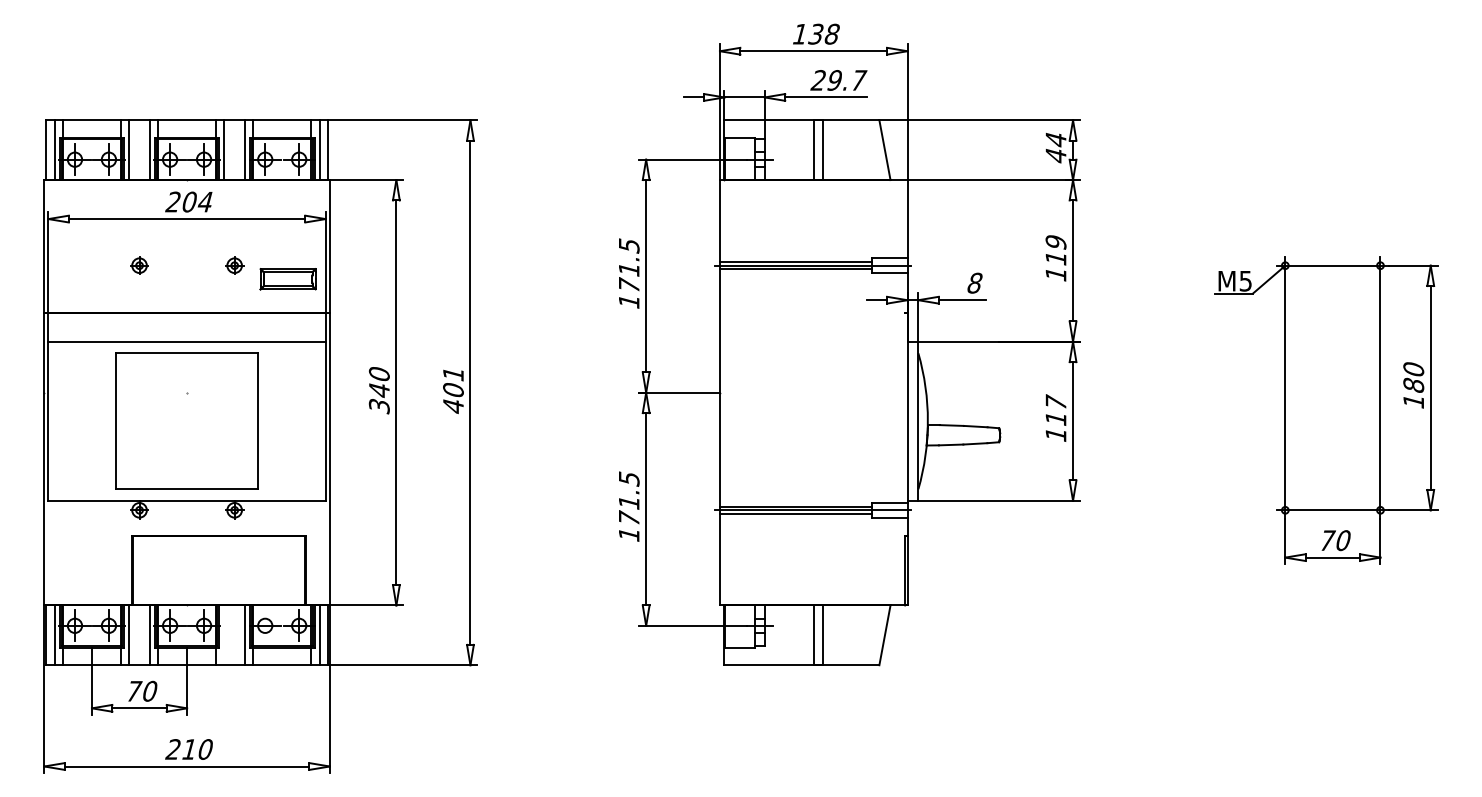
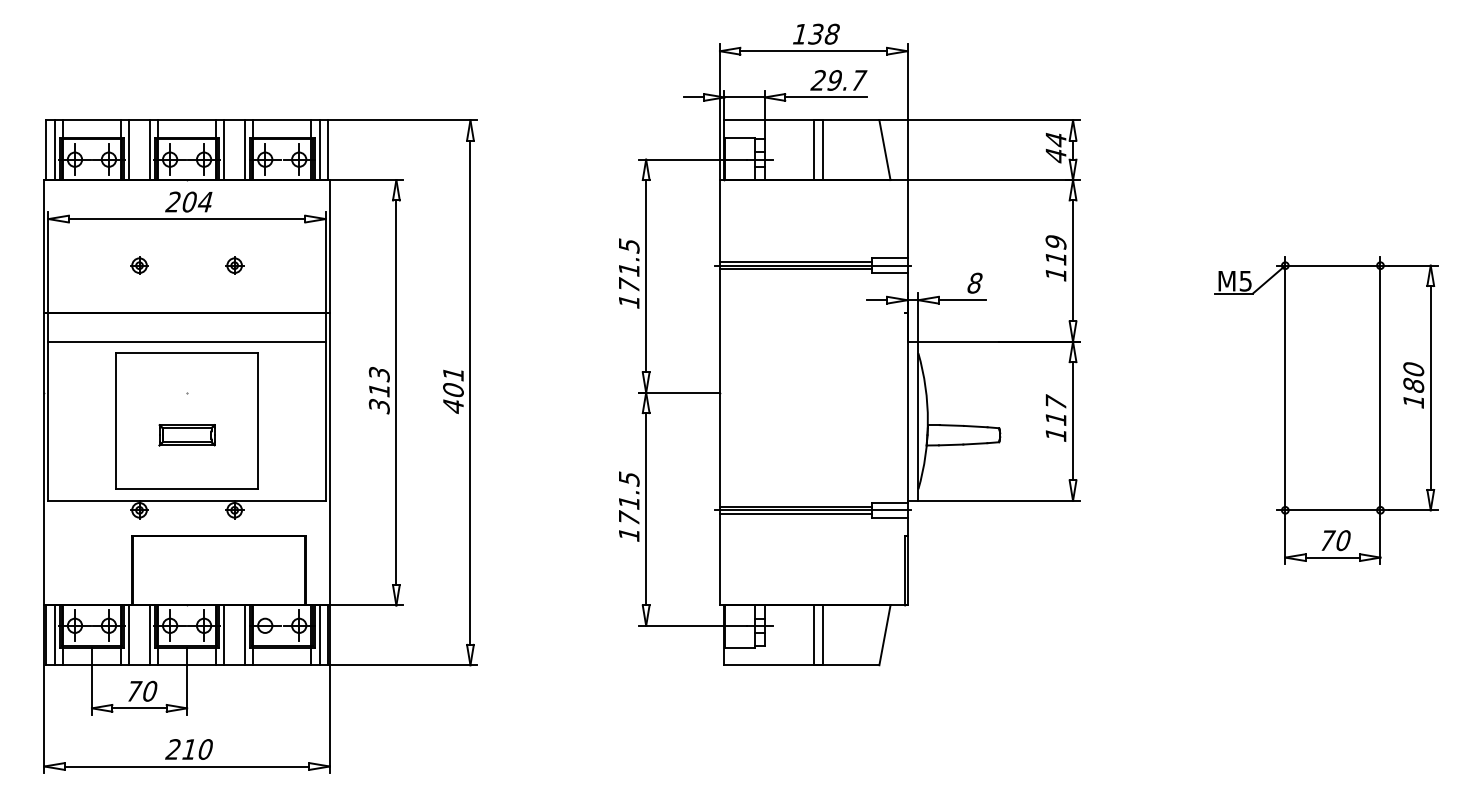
part position: (287, 279) -> (186, 435) (186, 435)
text: 340 -> 313 (378, 382)
line: none -> present (224, 635)
